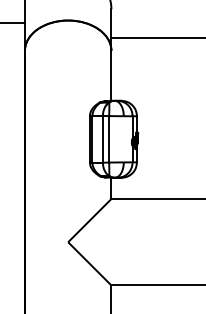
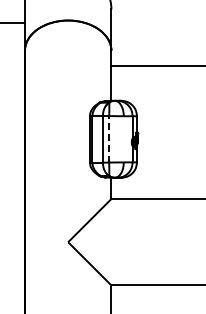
line position: (156, 37) -> (156, 65) (156, 65)
line: solid -> dashed (109, 138)
